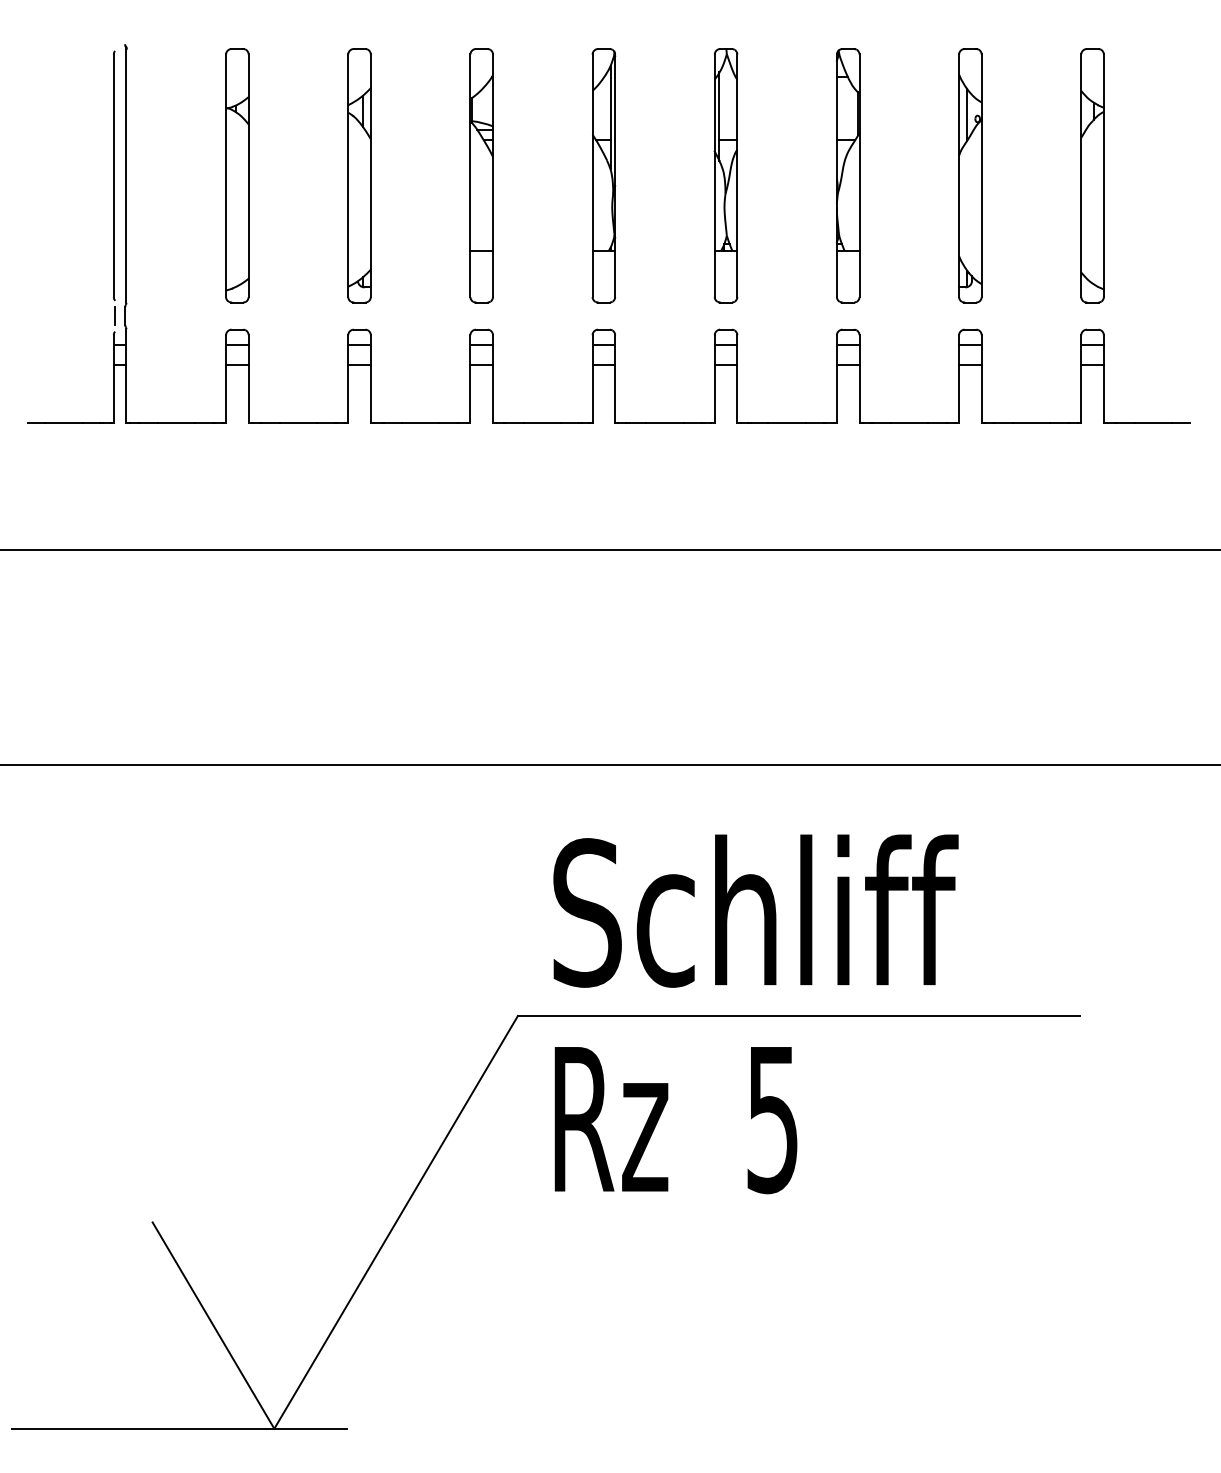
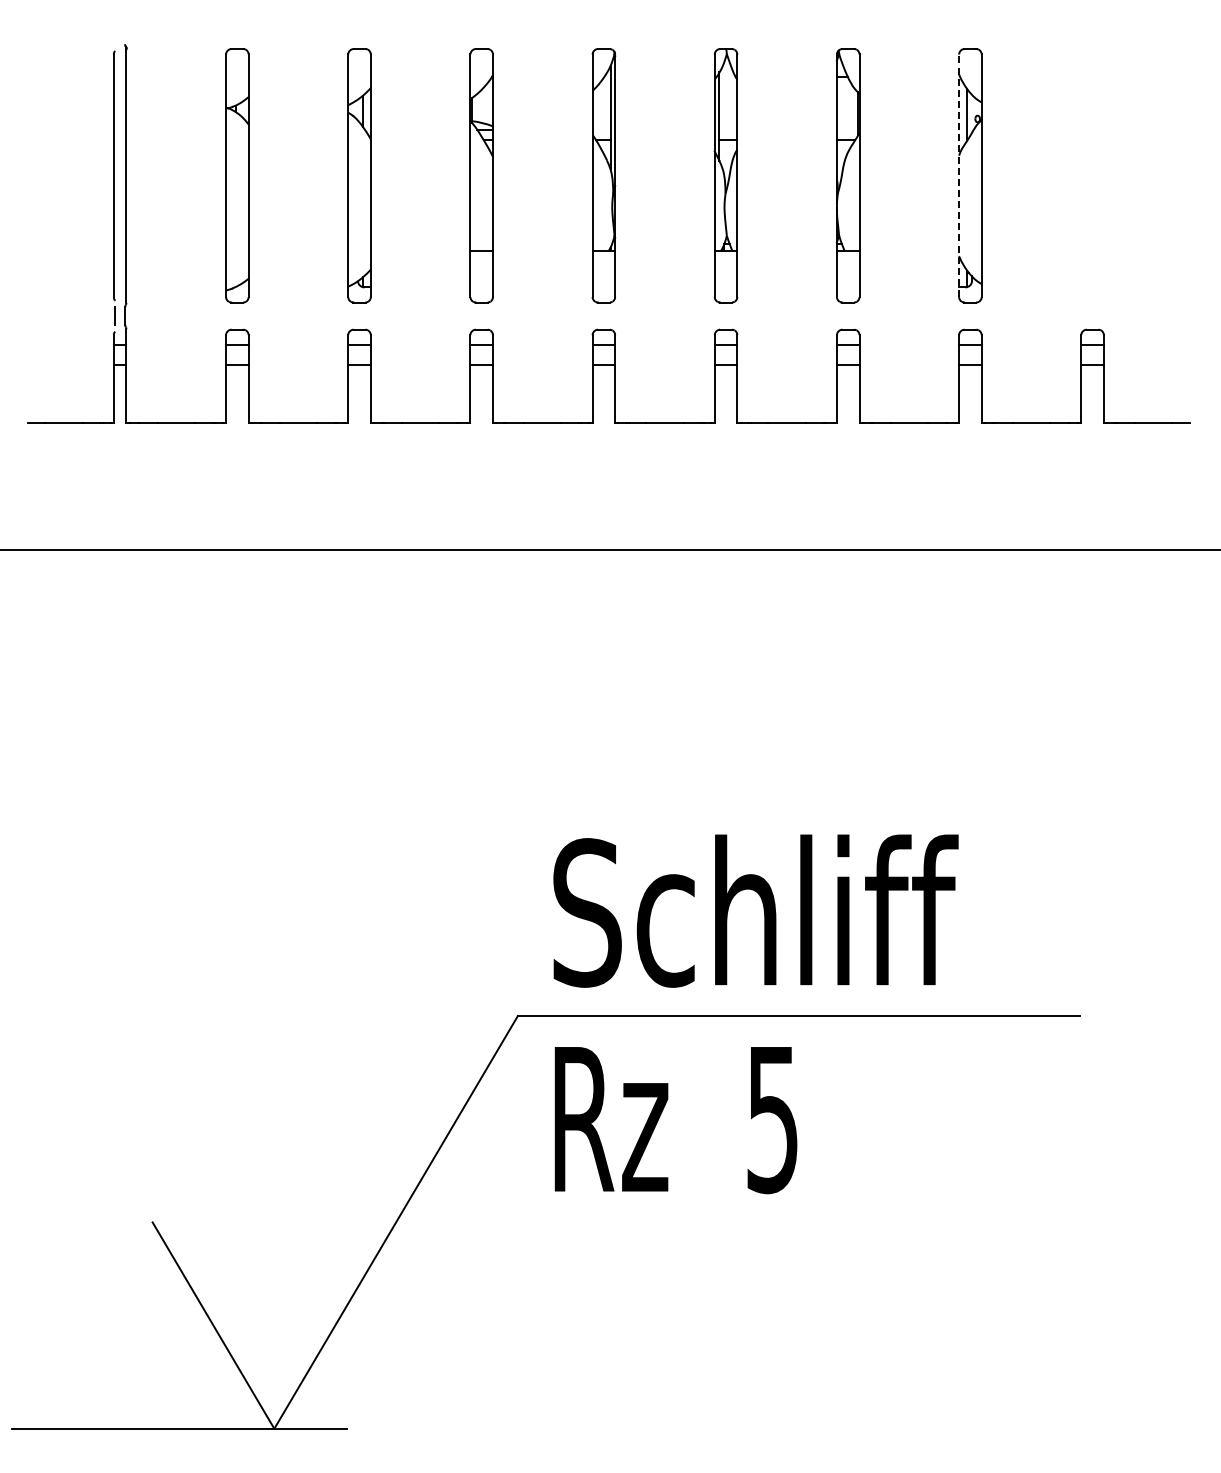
line: solid -> dashed (959, 175)
part: present -> none (1092, 175)
line: present -> none (609, 764)
